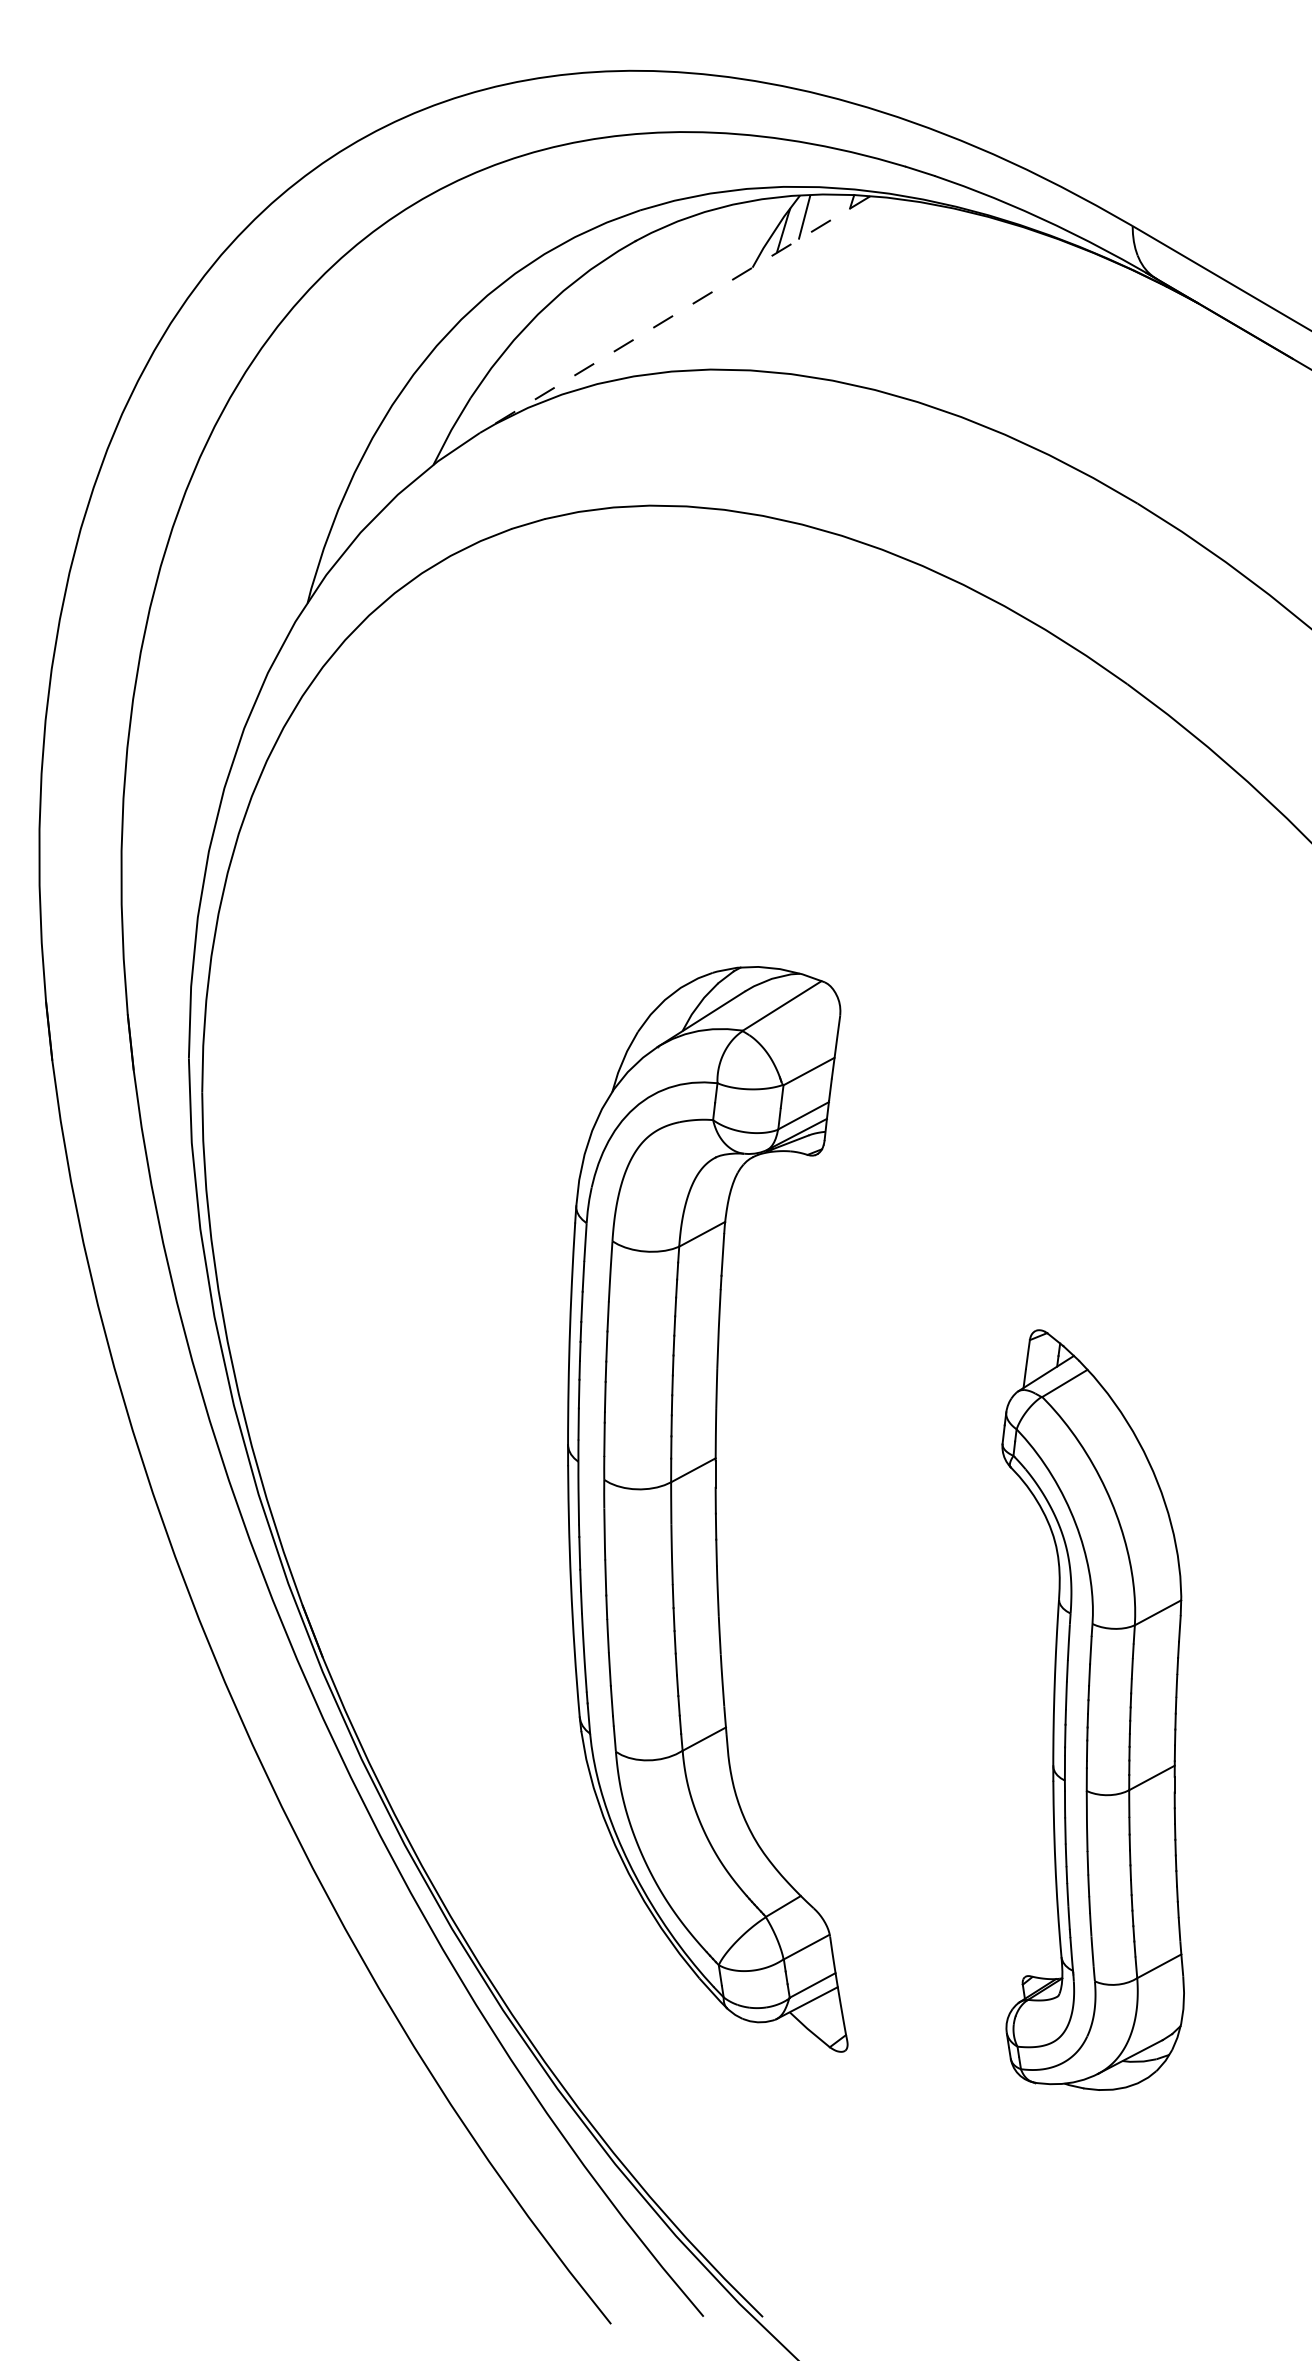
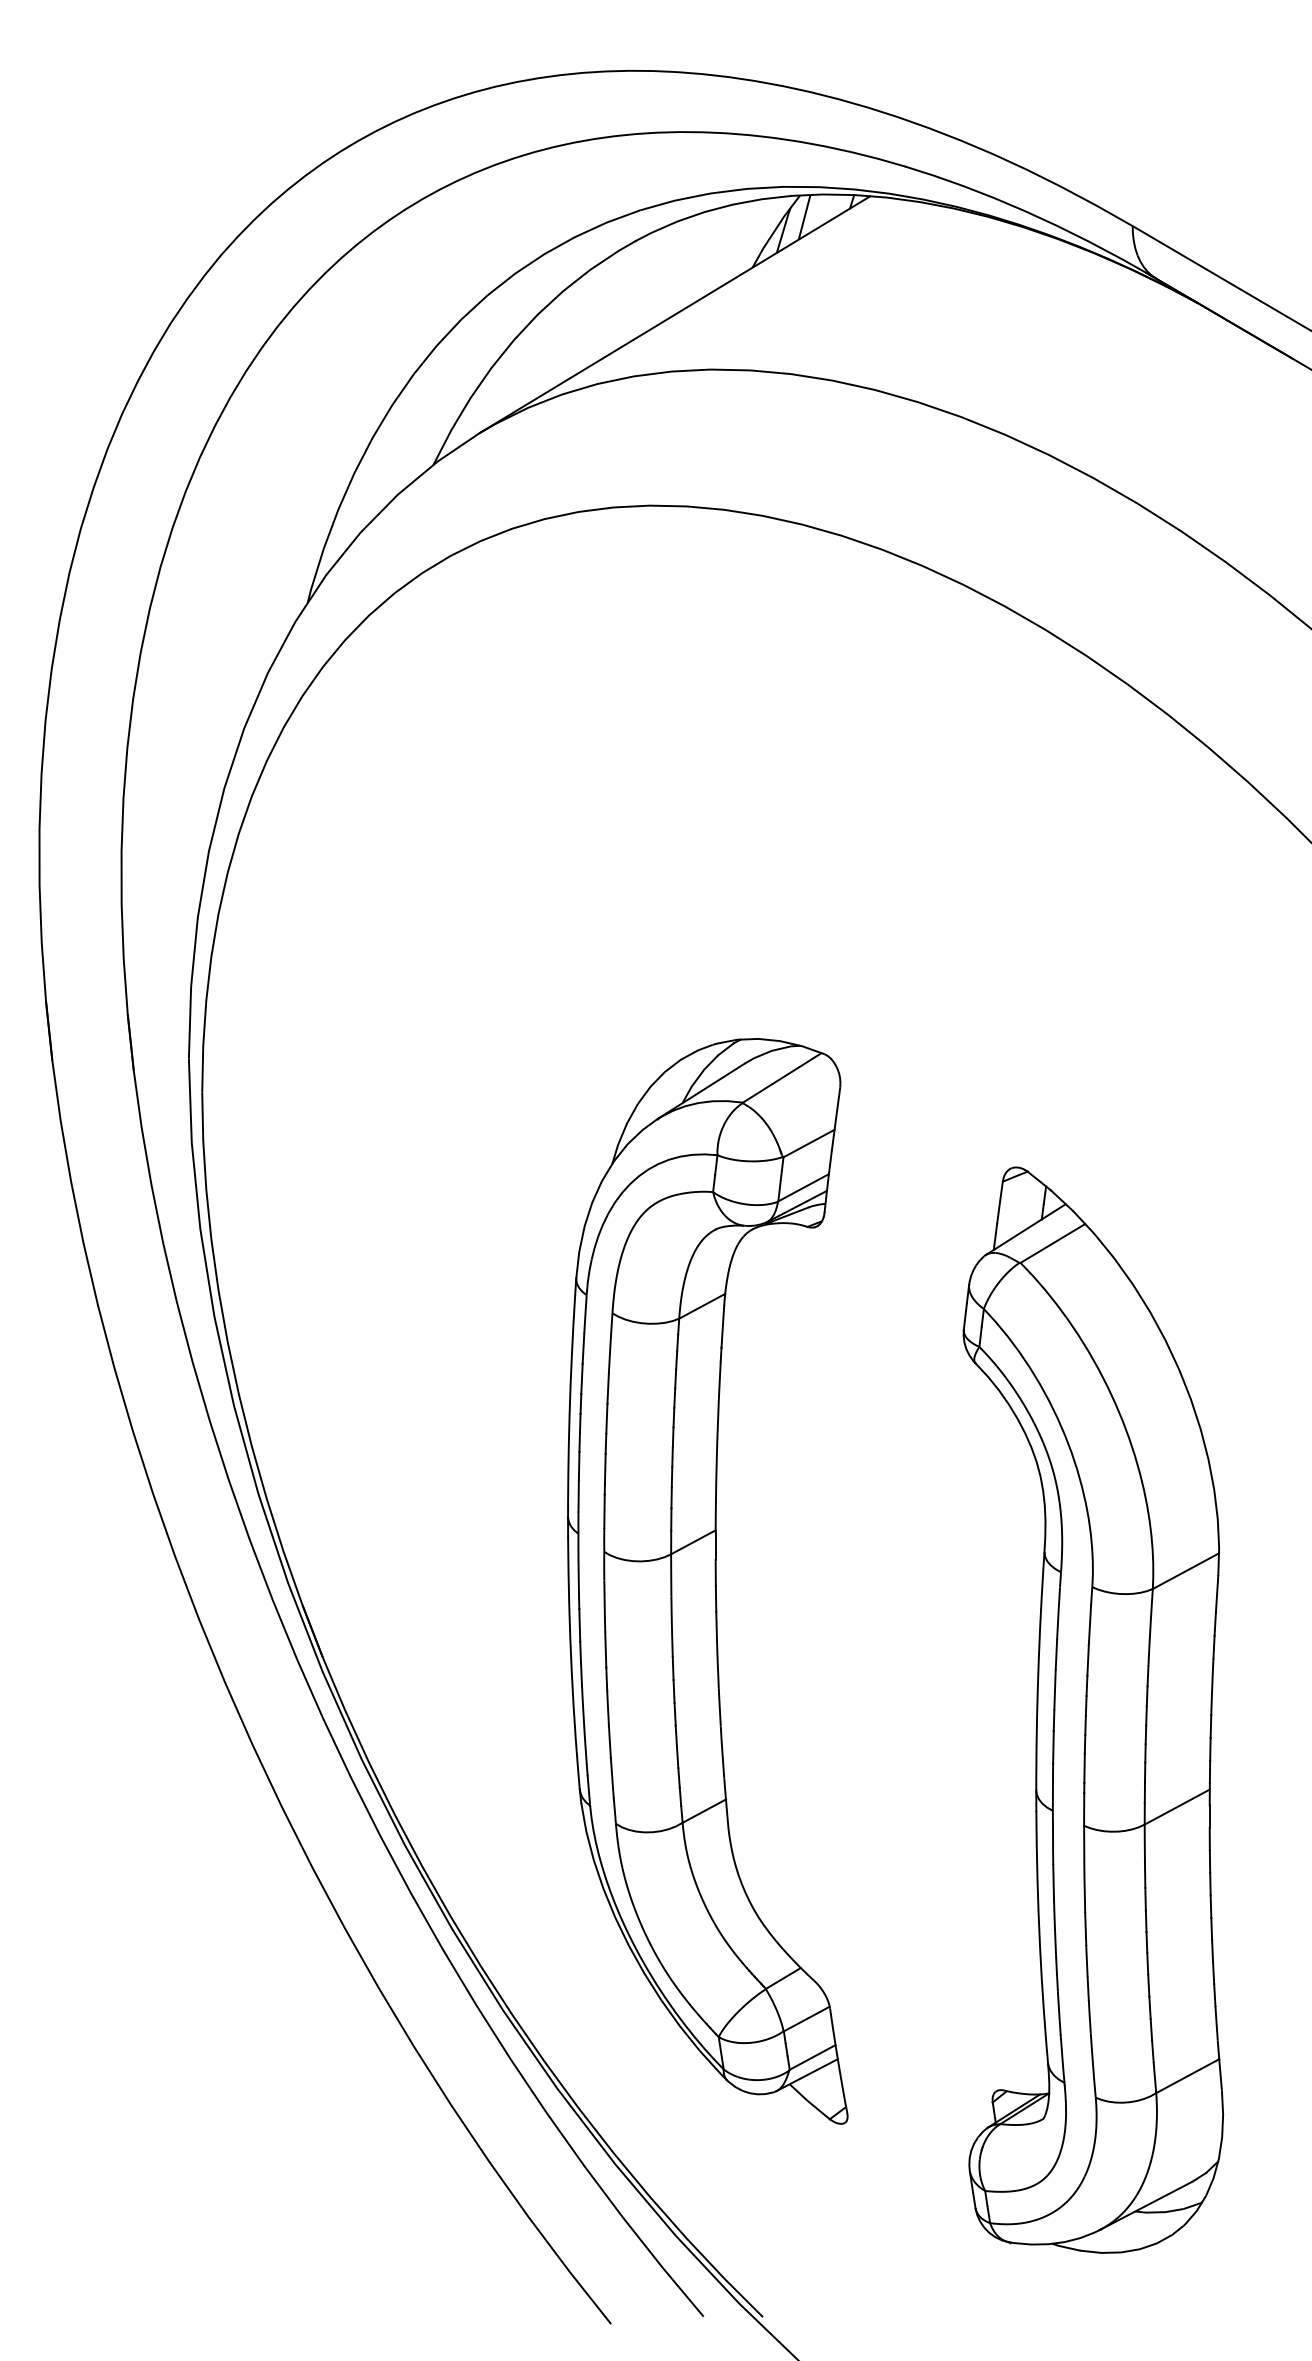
line: dashed -> solid (674, 314)
part position: (707, 1509) -> (707, 1581) (707, 1581)
part size: 184x762 px -> 262x1088 px (1092, 1709)
